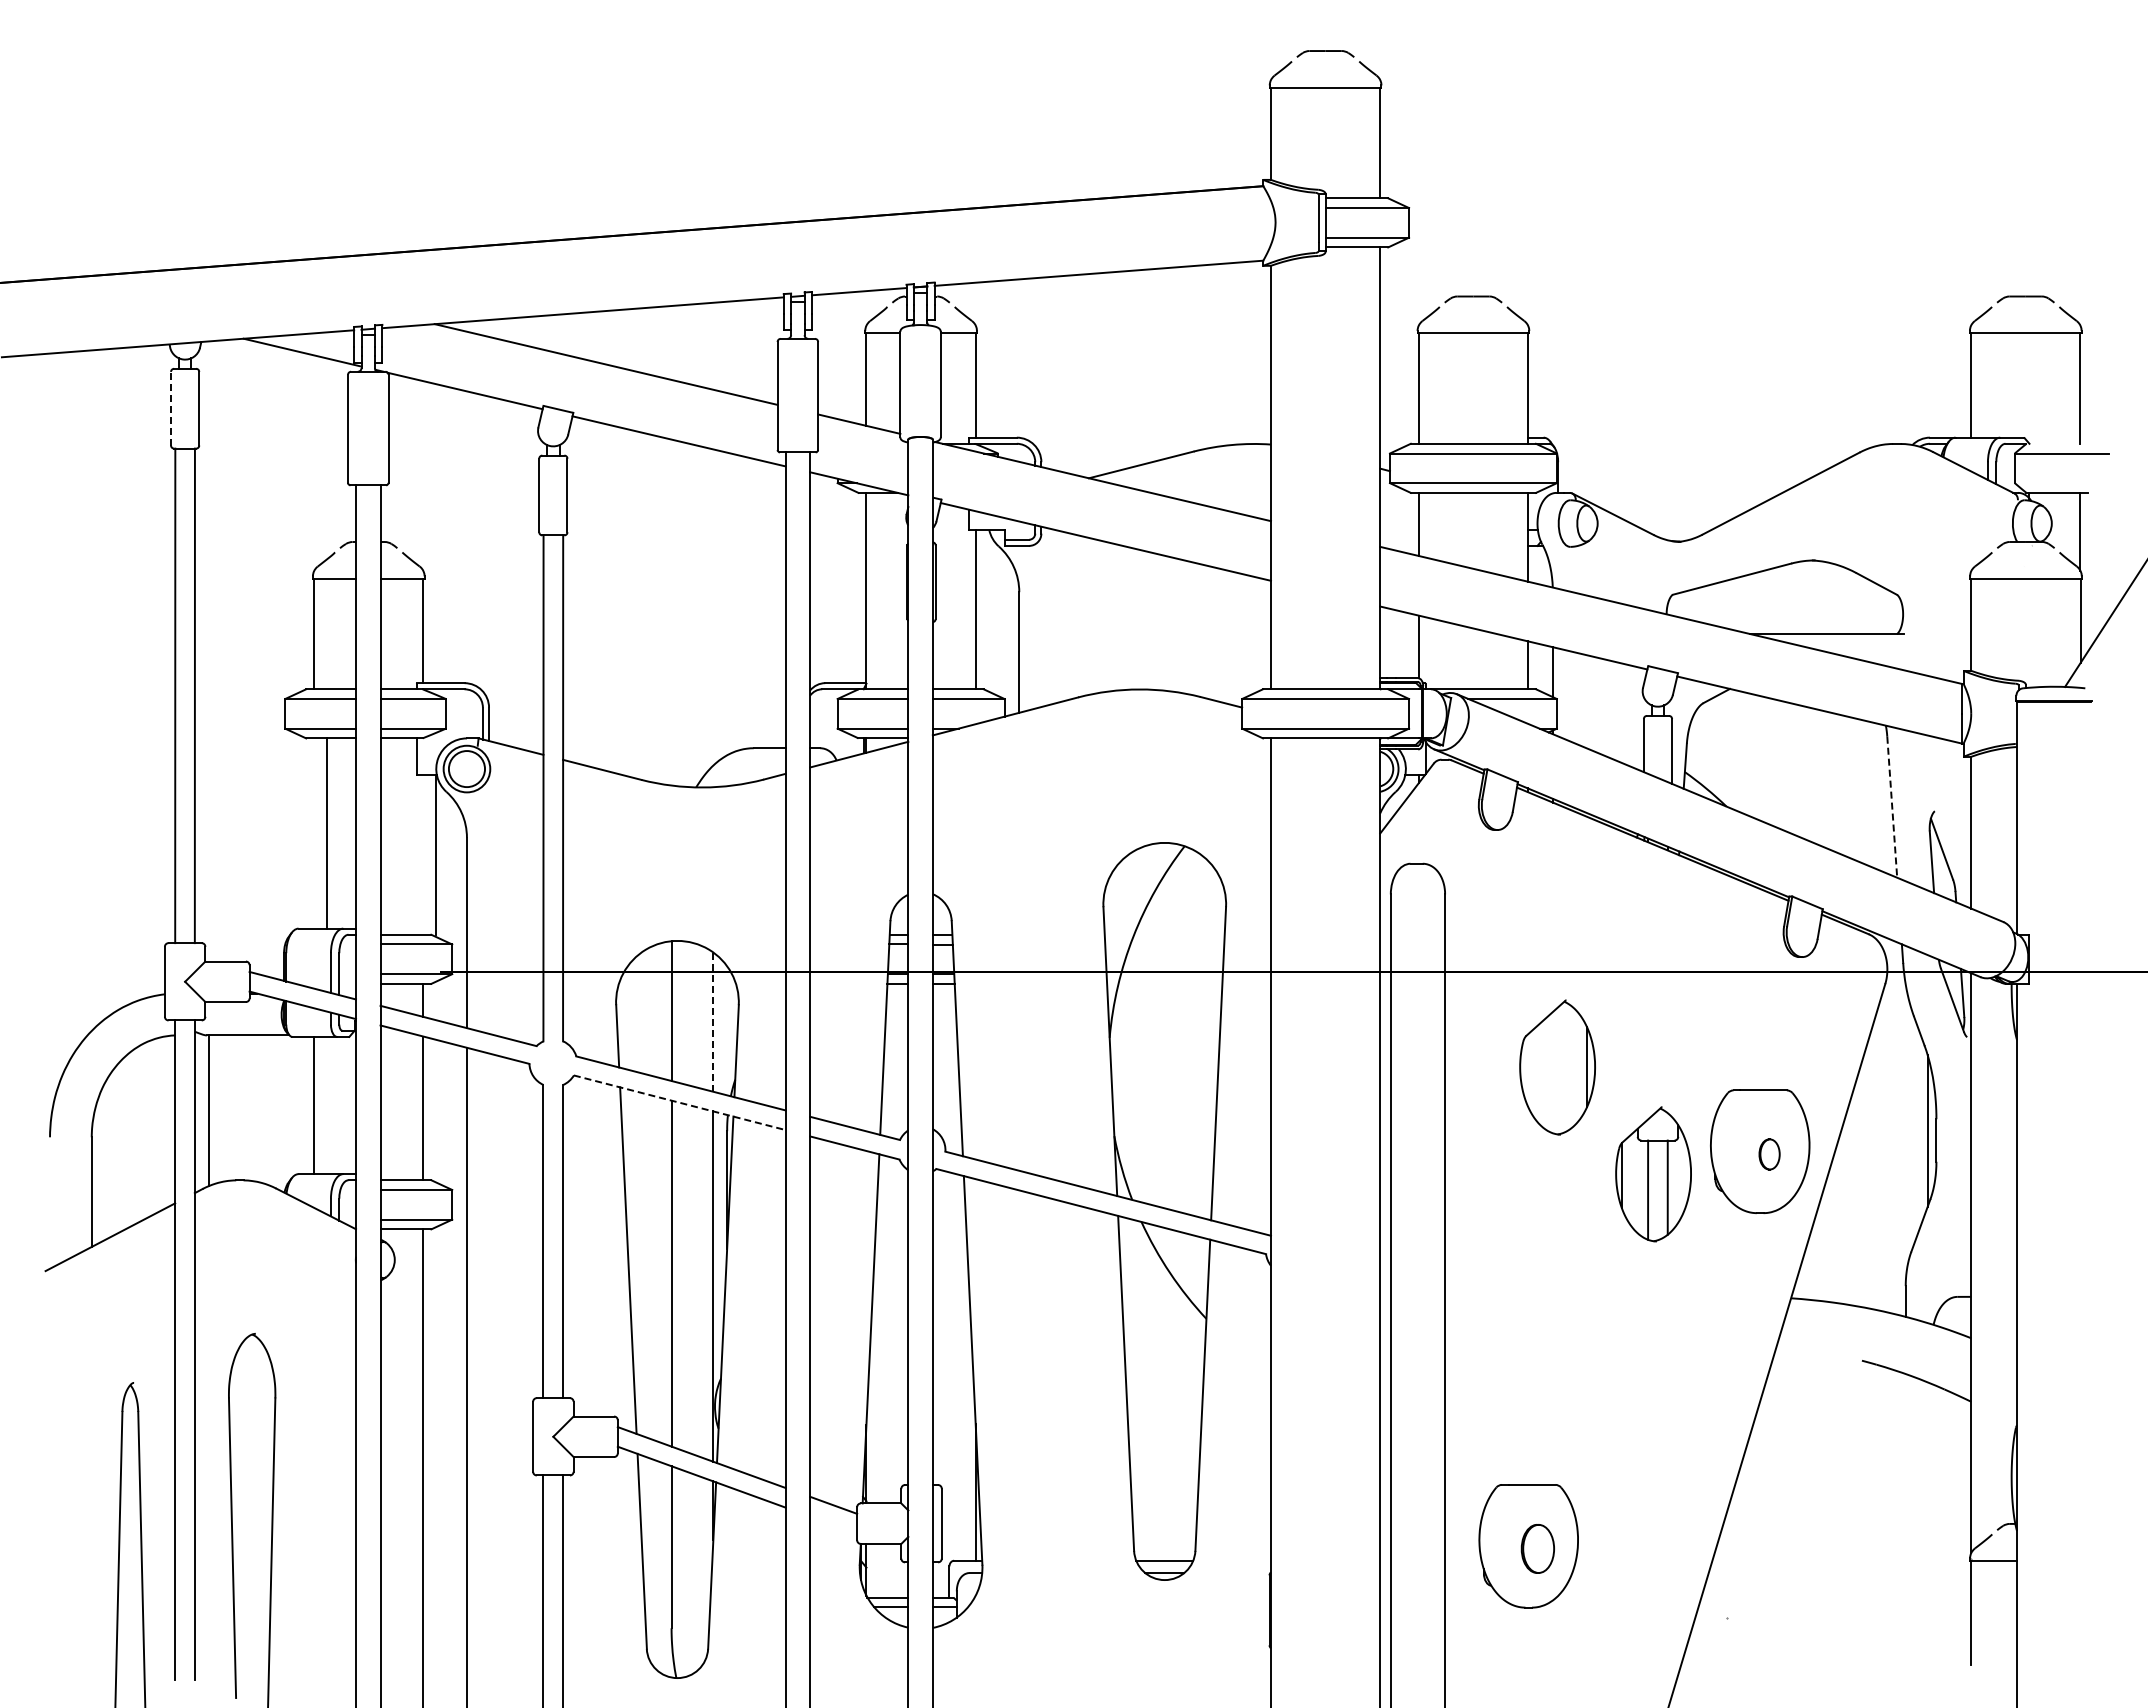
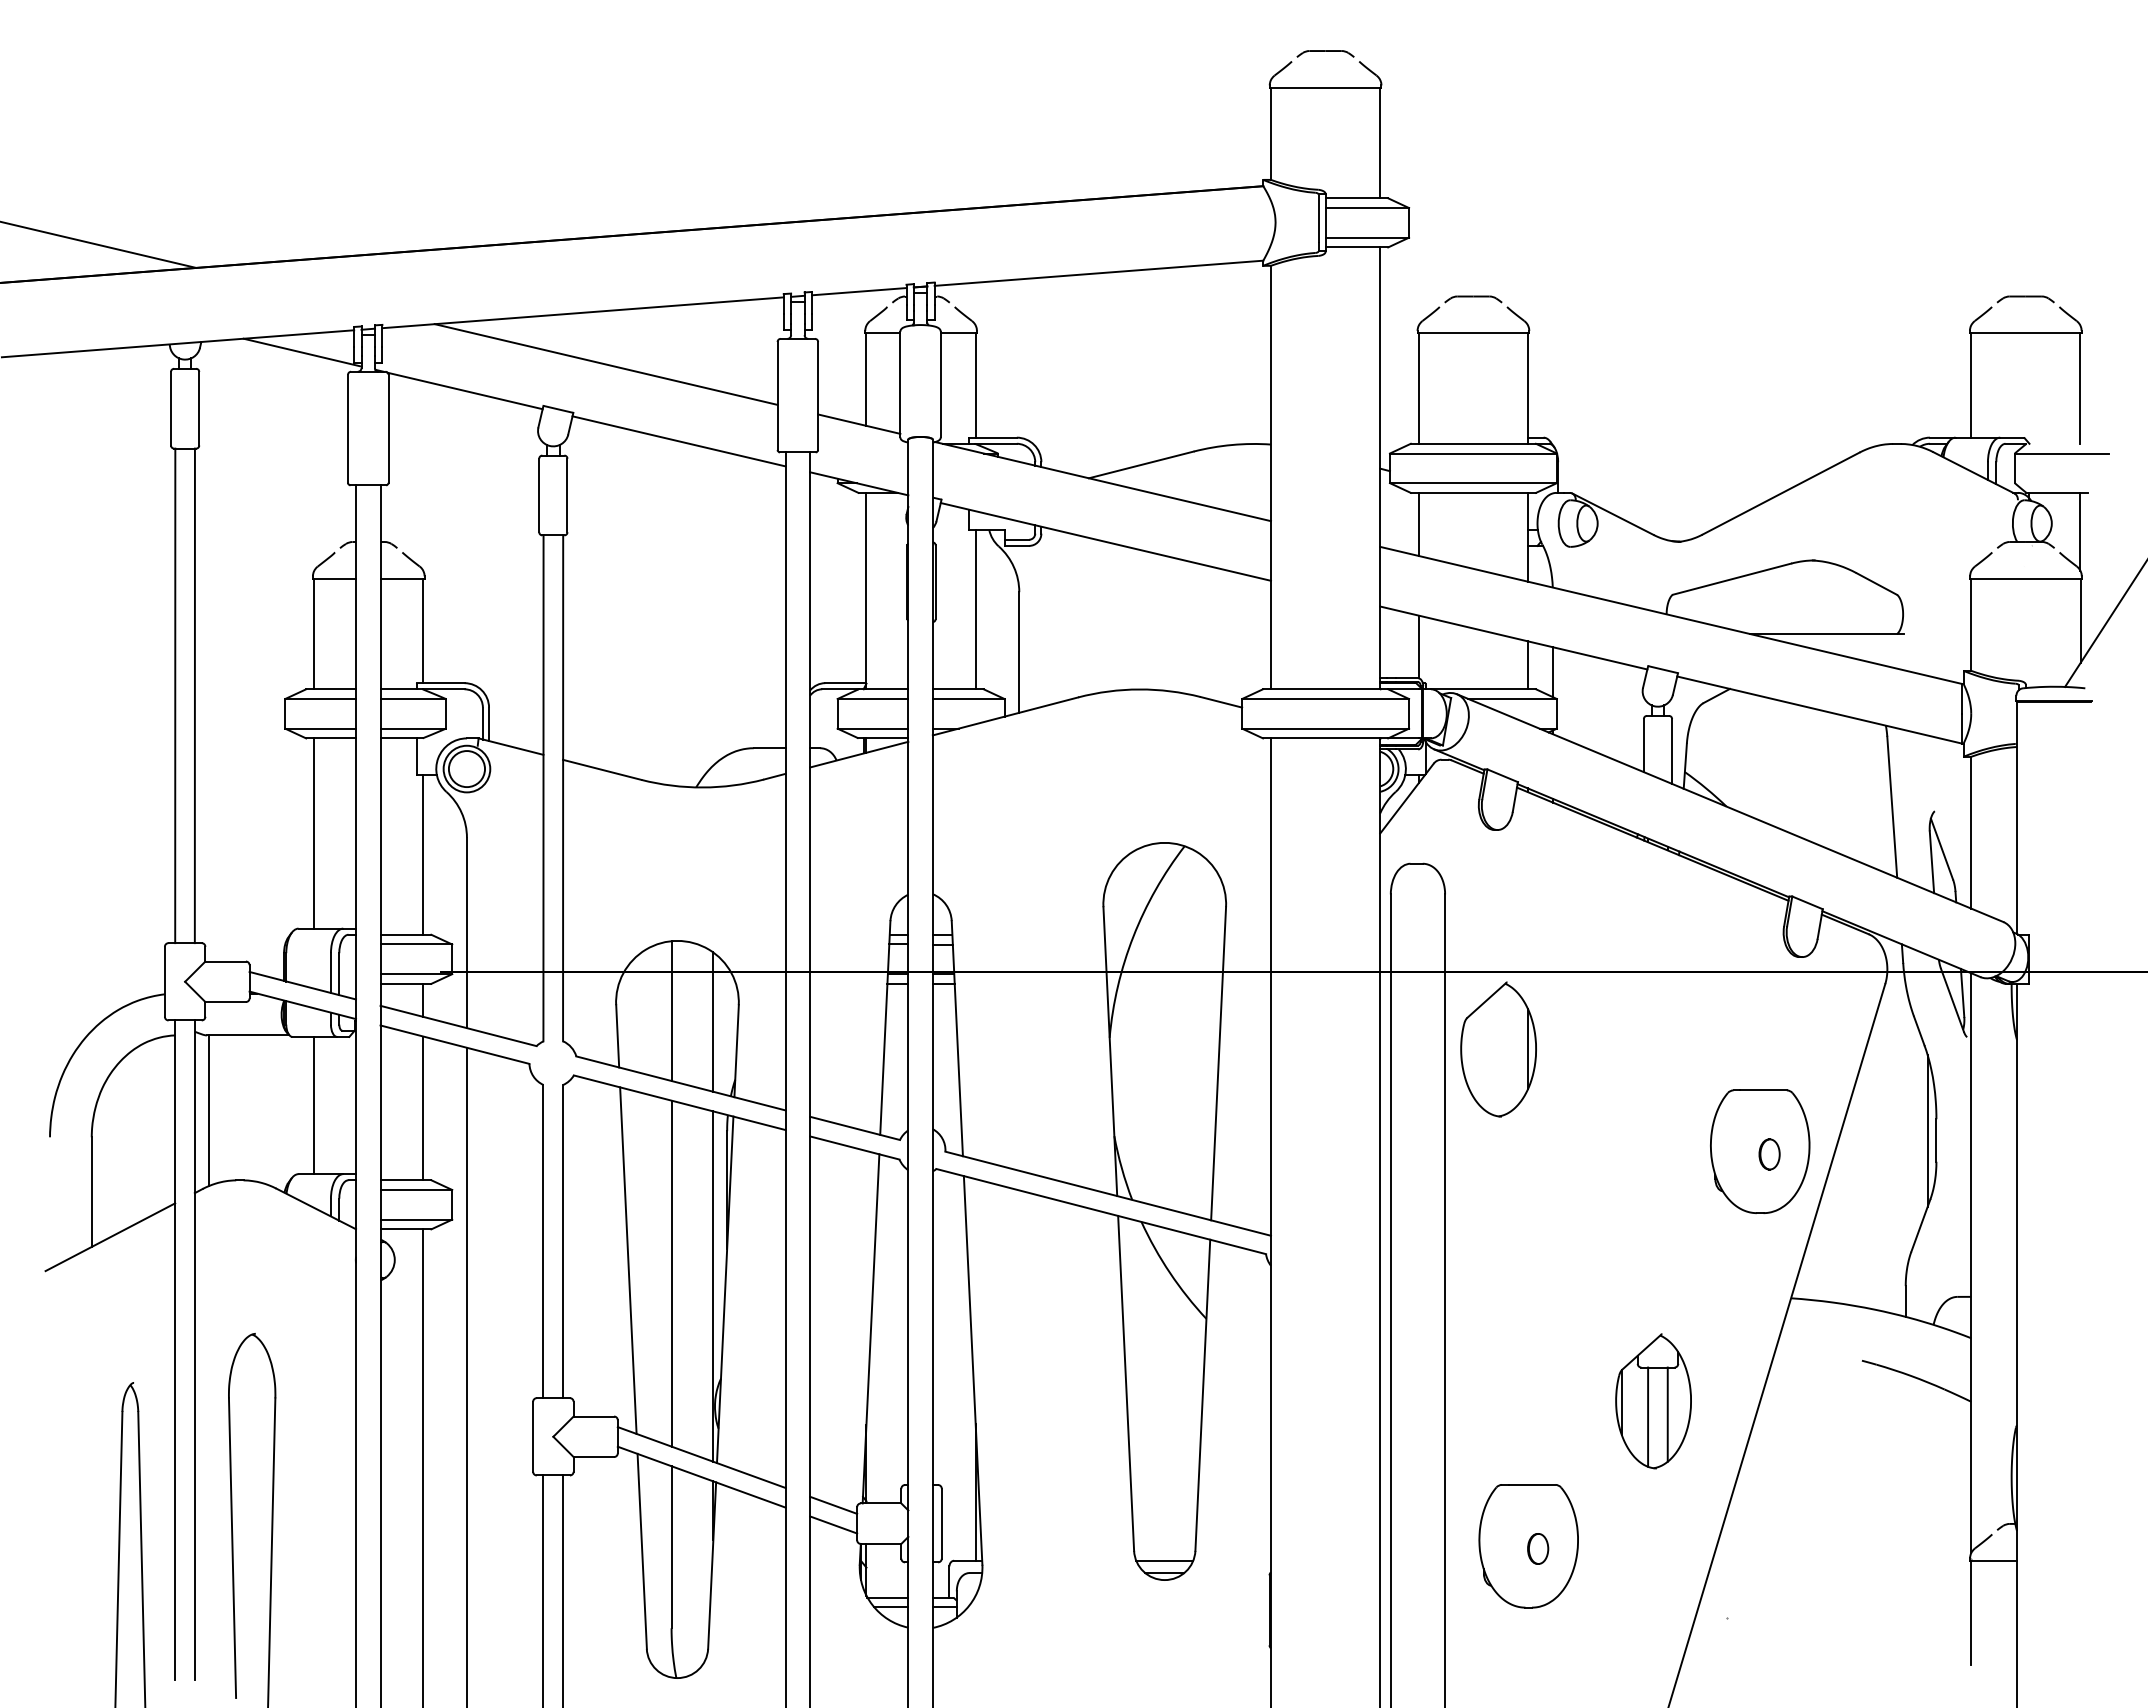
line: none -> present (99, 244)
line: dashed -> solid (171, 408)
line: dashed -> solid (1892, 807)
line position: (327, 833) -> (314, 833) (314, 833)
line position: (436, 854) -> (423, 854) (423, 854)
line: dashed -> solid (713, 1022)
part position: (1557, 1067) -> (1498, 1049) (1498, 1049)
line: dashed -> solid (680, 1102)
part position: (1653, 1174) -> (1653, 1401) (1653, 1401)
line: none -> present (833, 1524)
part size: 35x50 px -> 23x32 px (1538, 1548)
